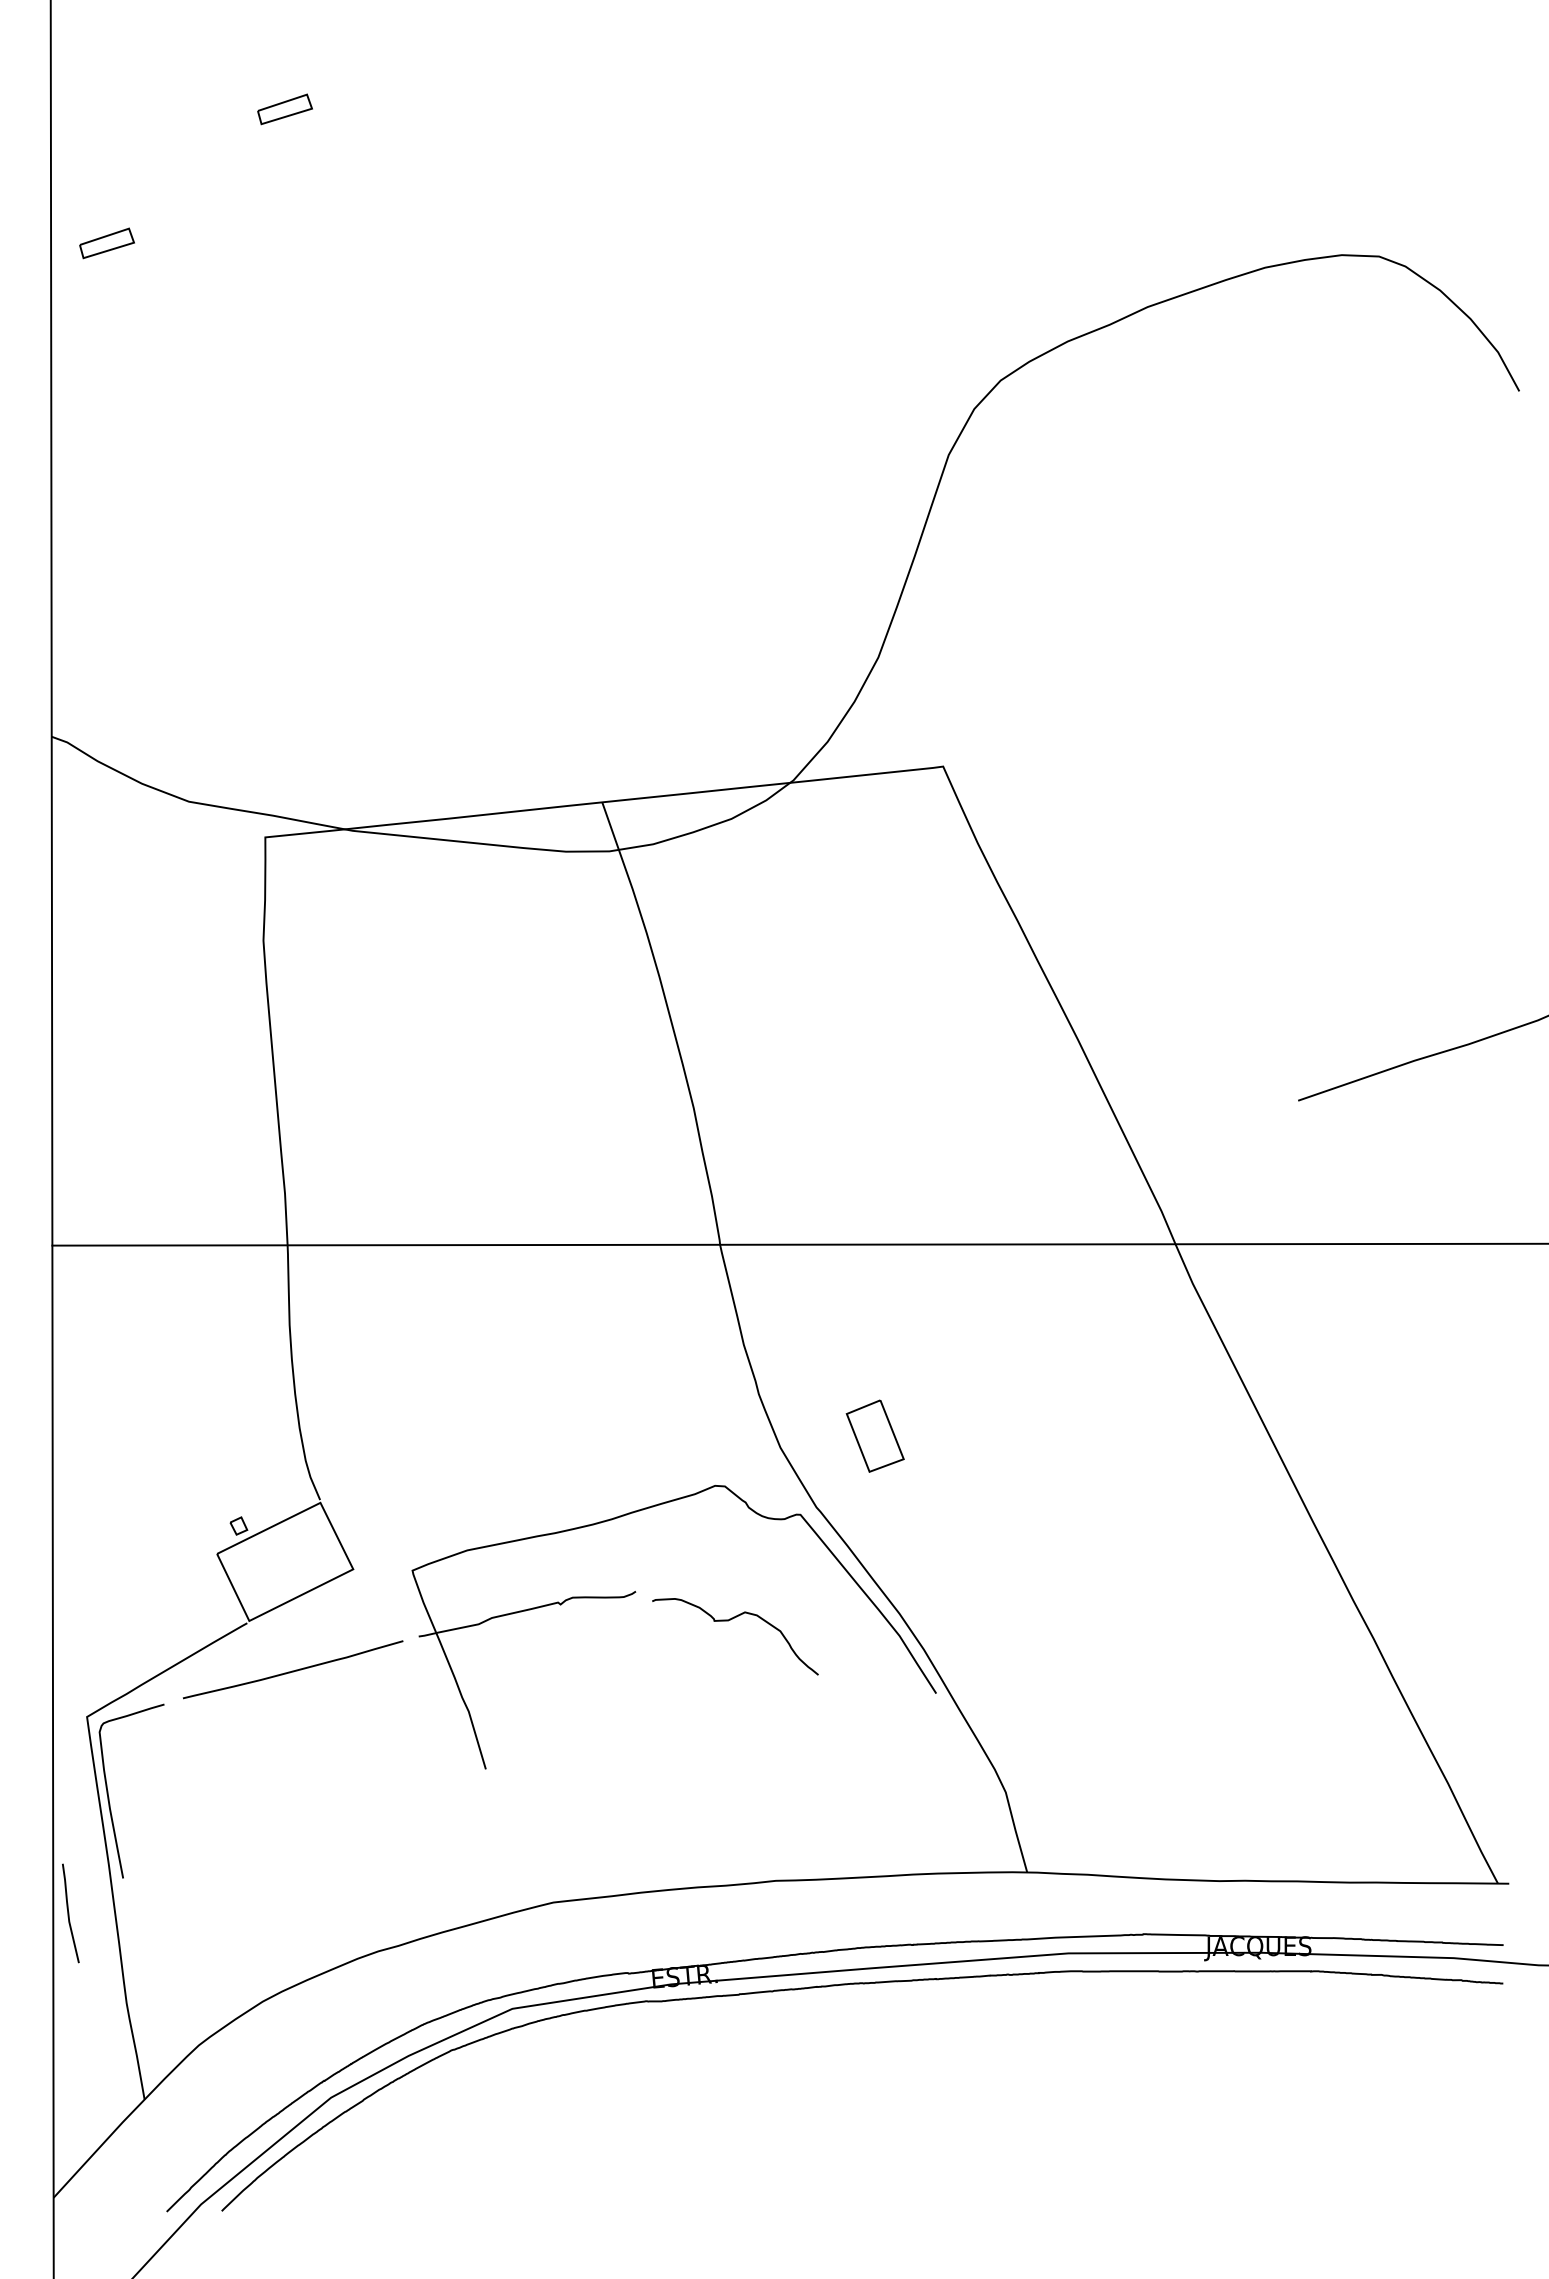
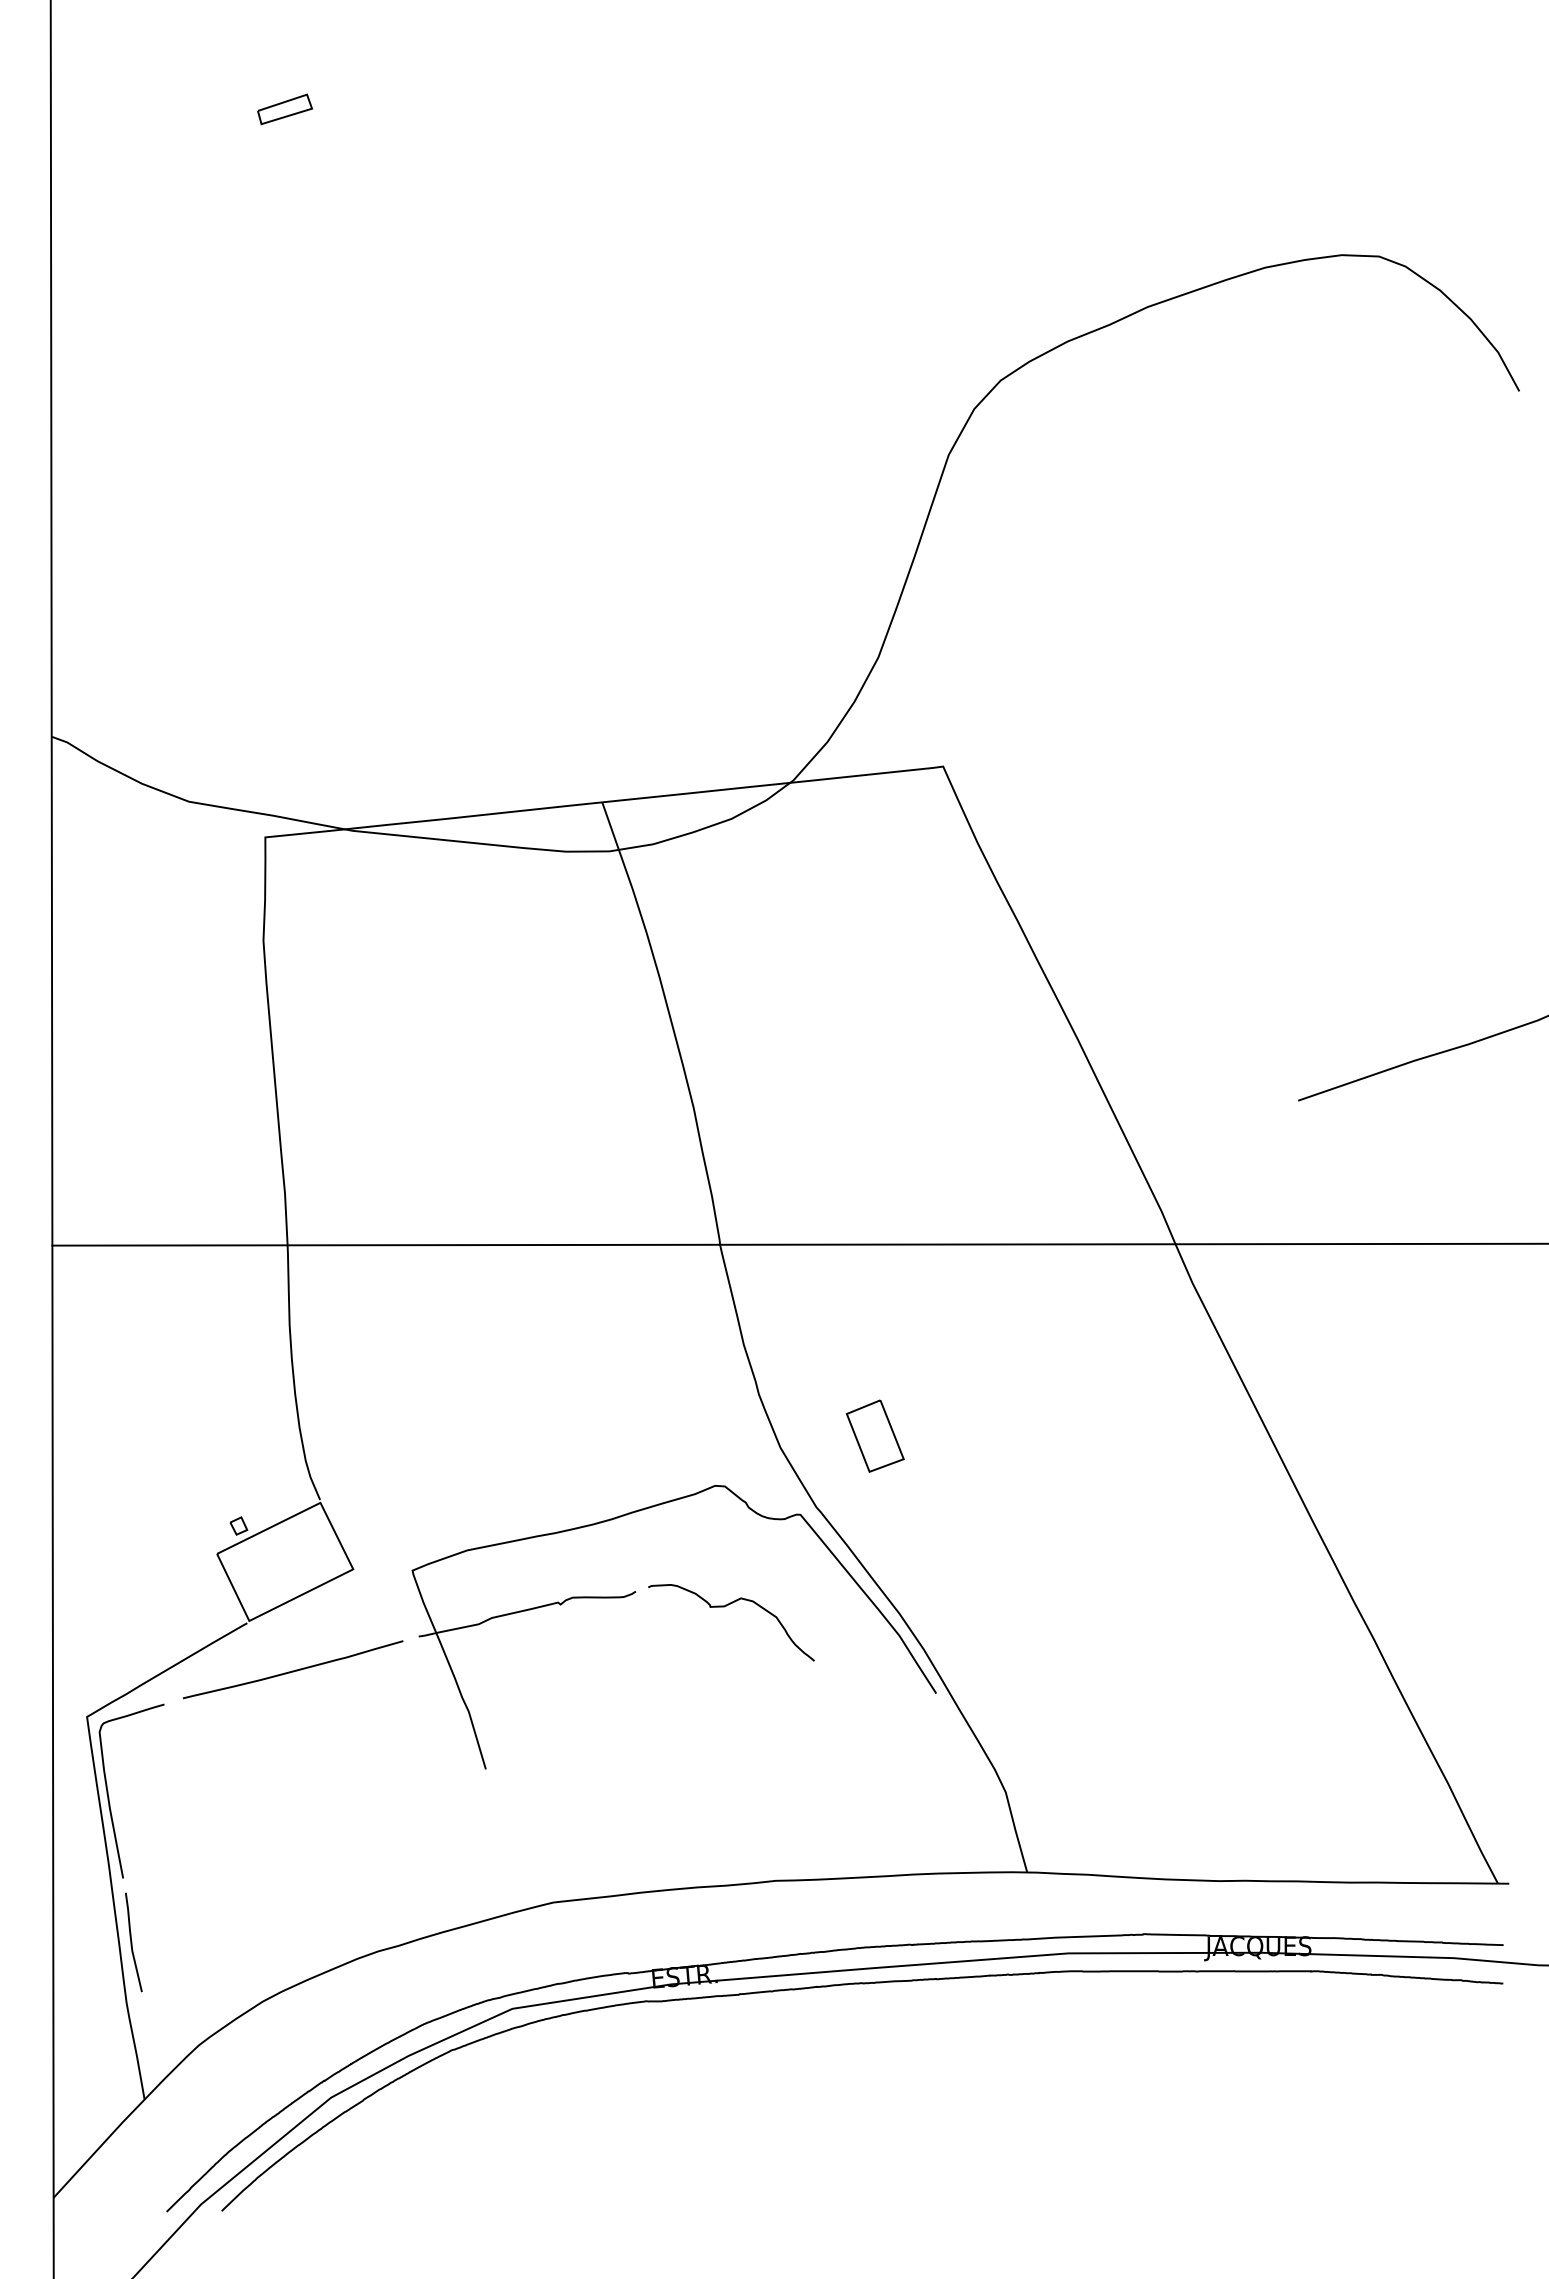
part: present -> none (106, 243)
curve position: (728, 1621) -> (724, 1607) (724, 1607)
line position: (69, 1913) -> (132, 1942) (132, 1942)
